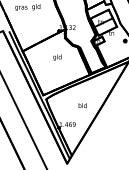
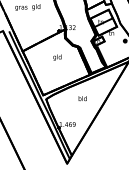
text position: (82, 105) -> (82, 98) (82, 98)
line: present -> none (23, 121)
